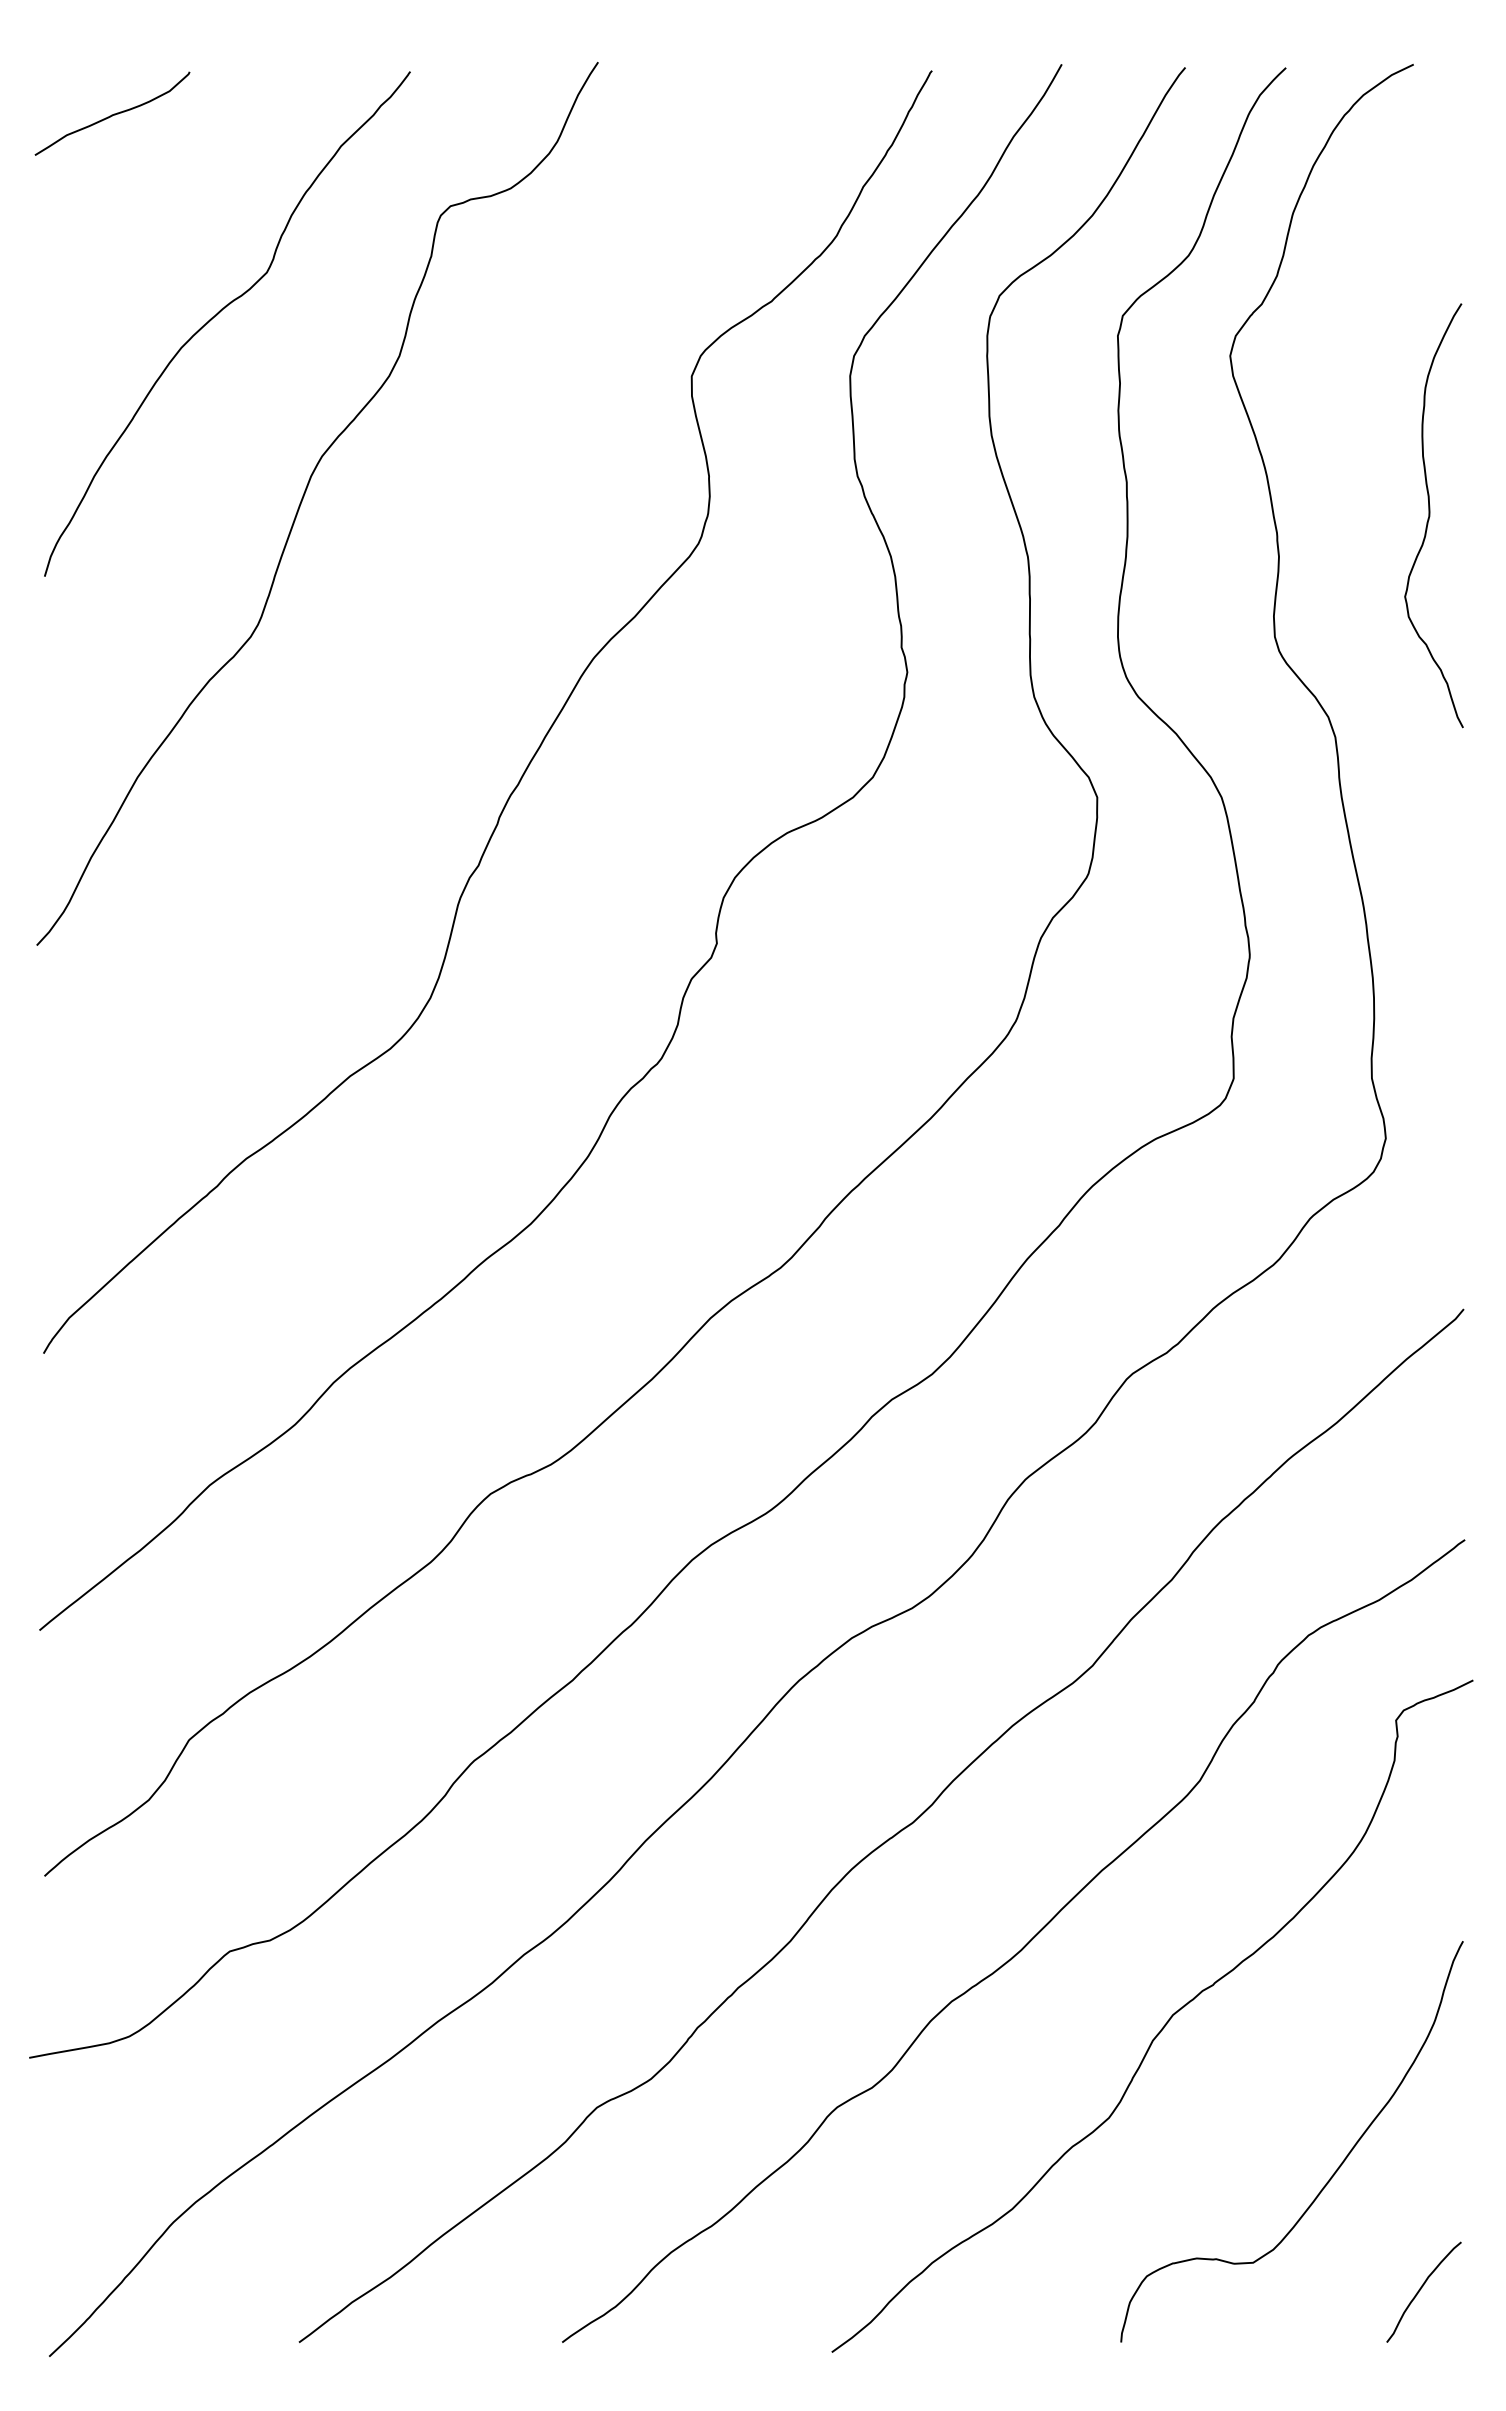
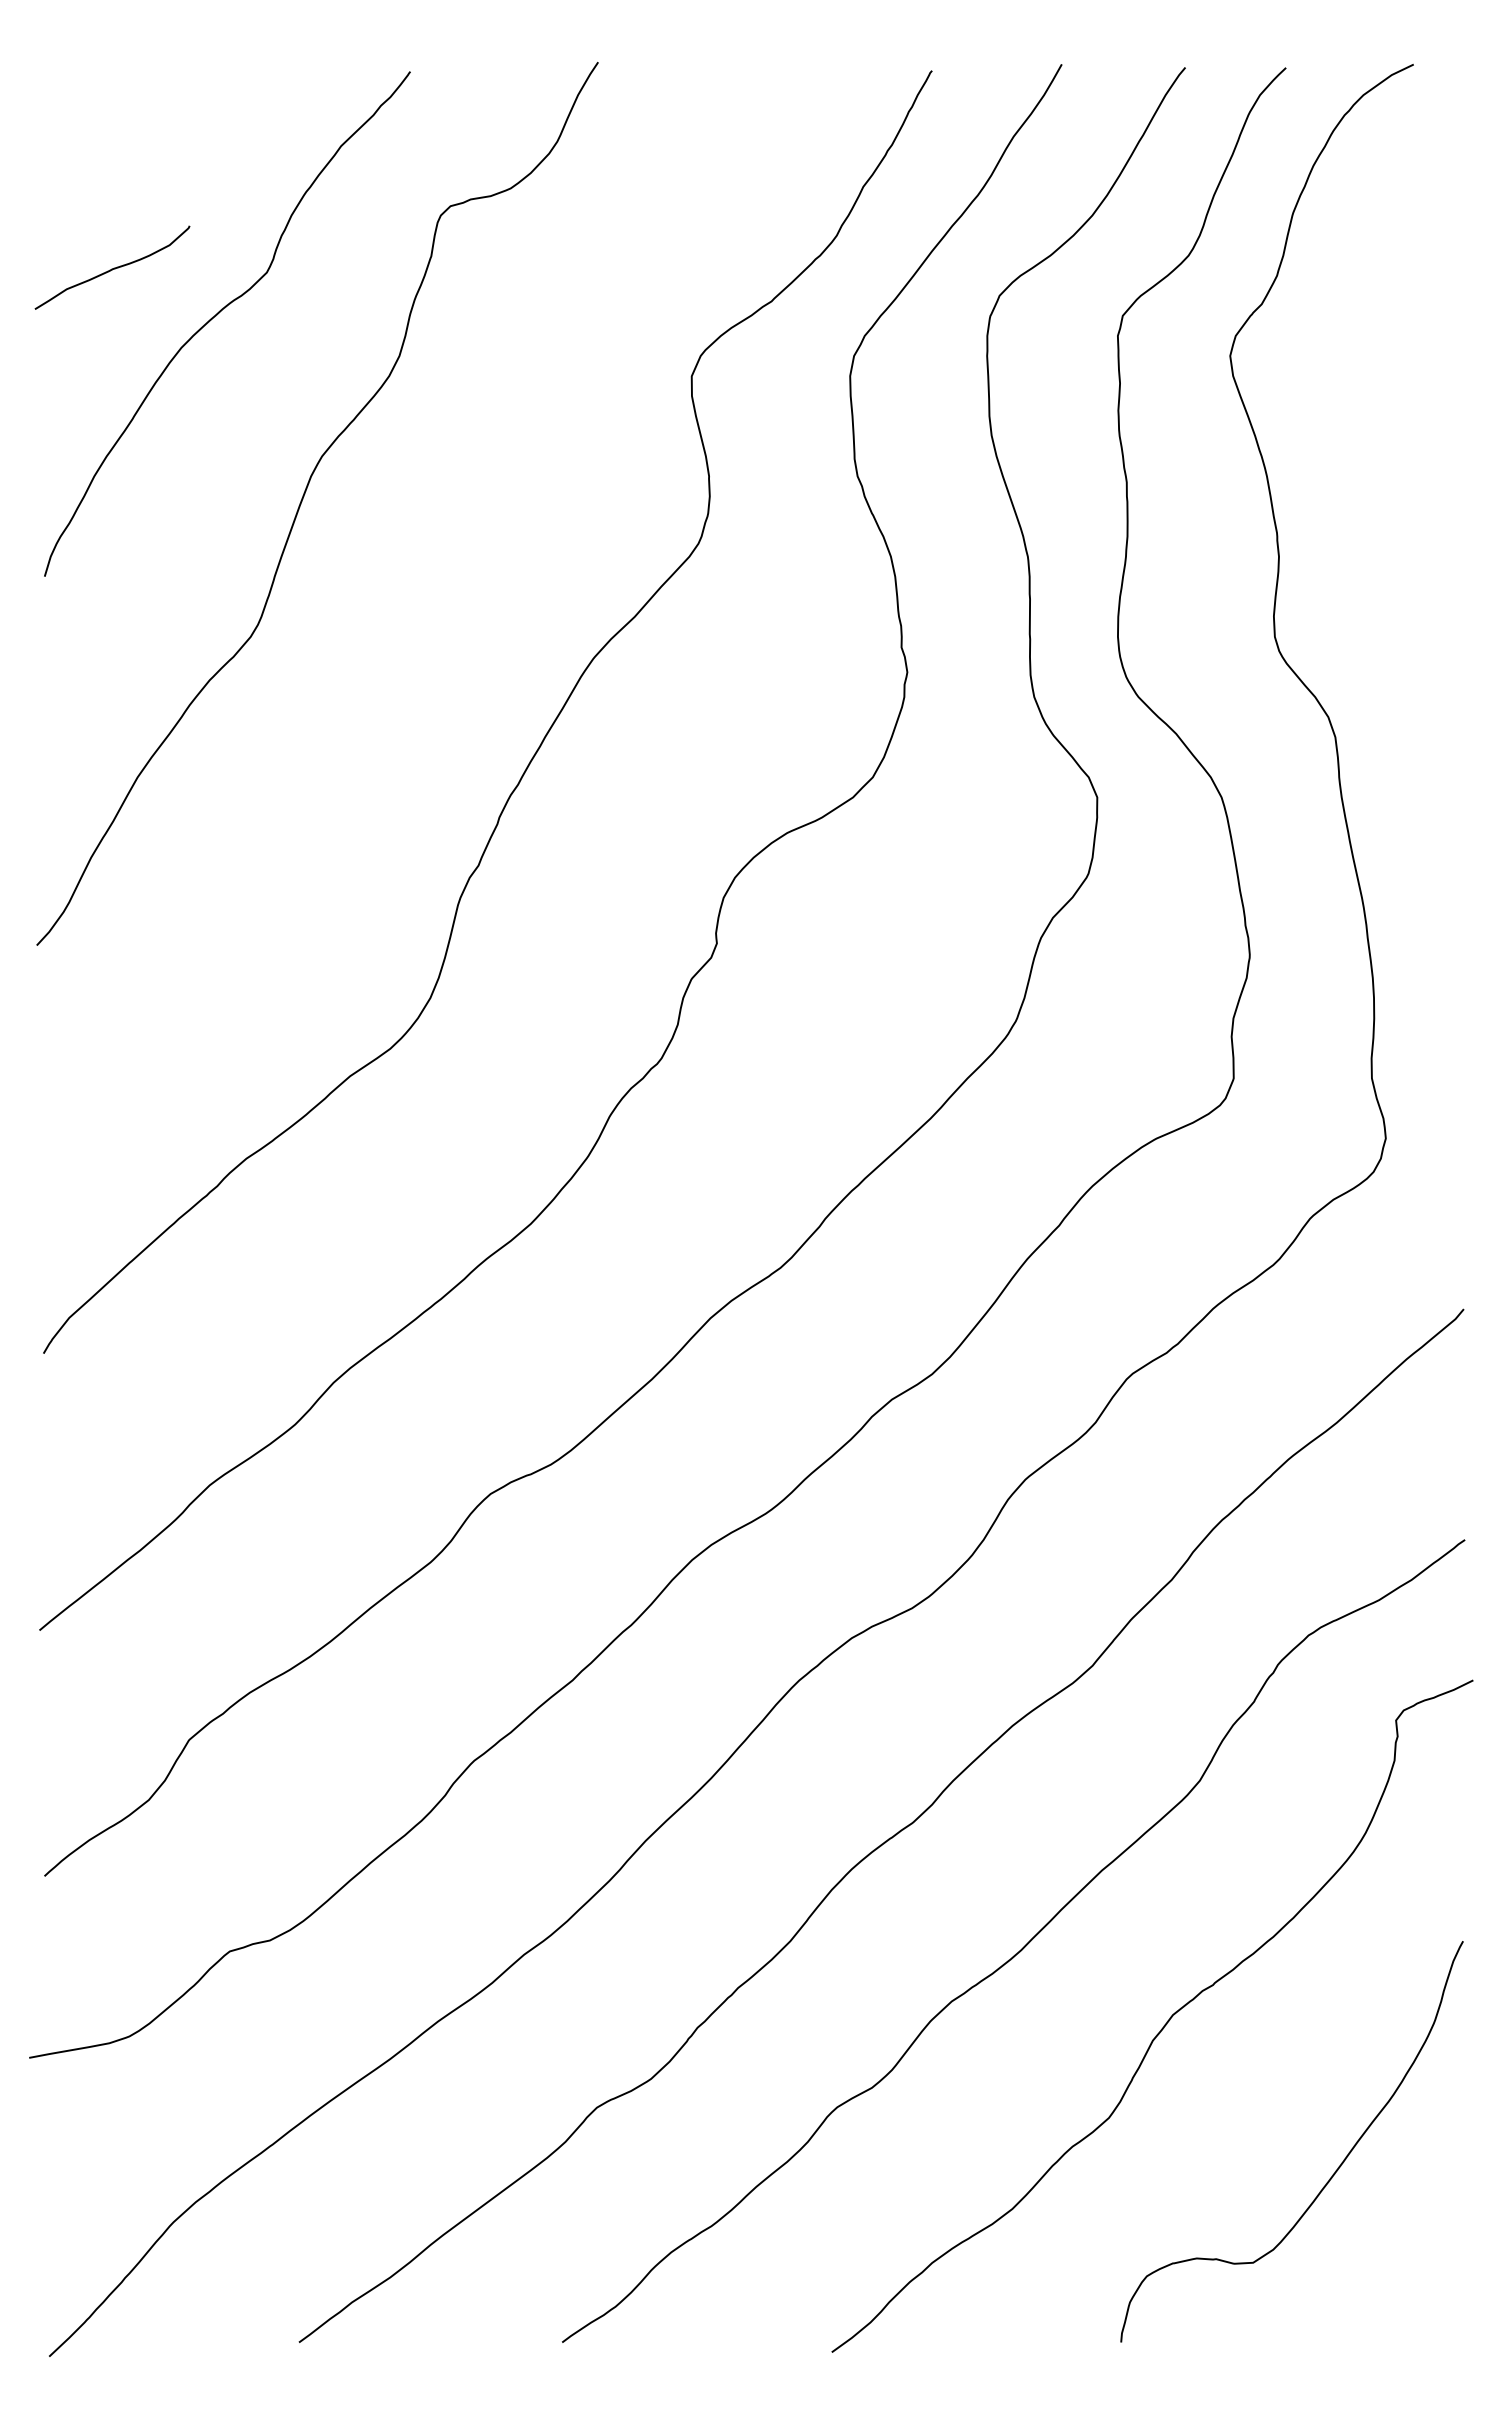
curve position: (112, 114) -> (112, 268) (112, 268)
curve: present -> none (1430, 515)
curve: present -> none (1421, 2289)
